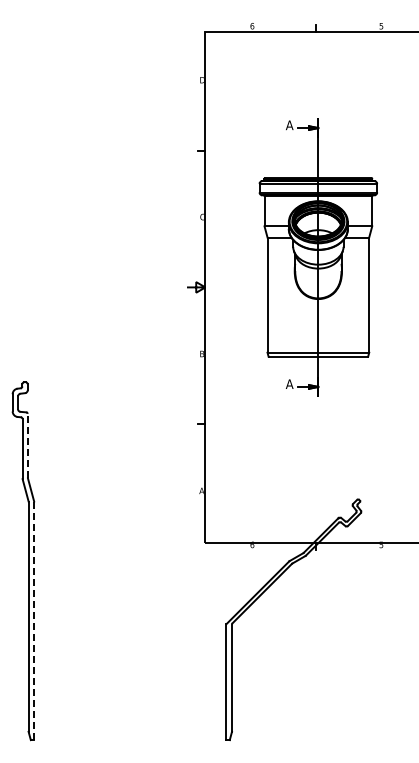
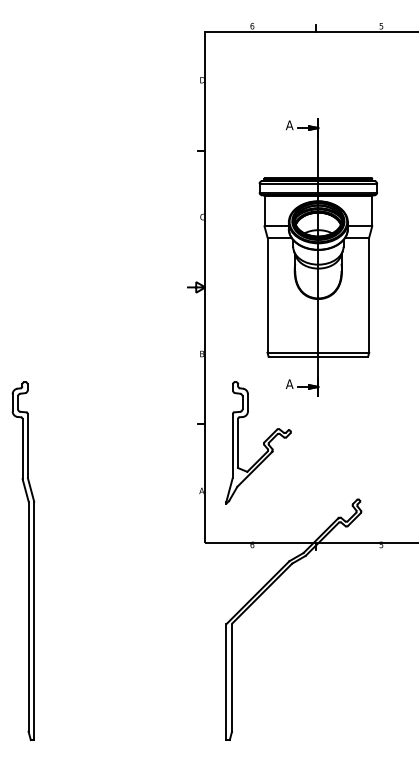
part: none -> present (258, 442)
line: dashed -> solid (27, 445)
line: dashed -> solid (34, 620)
